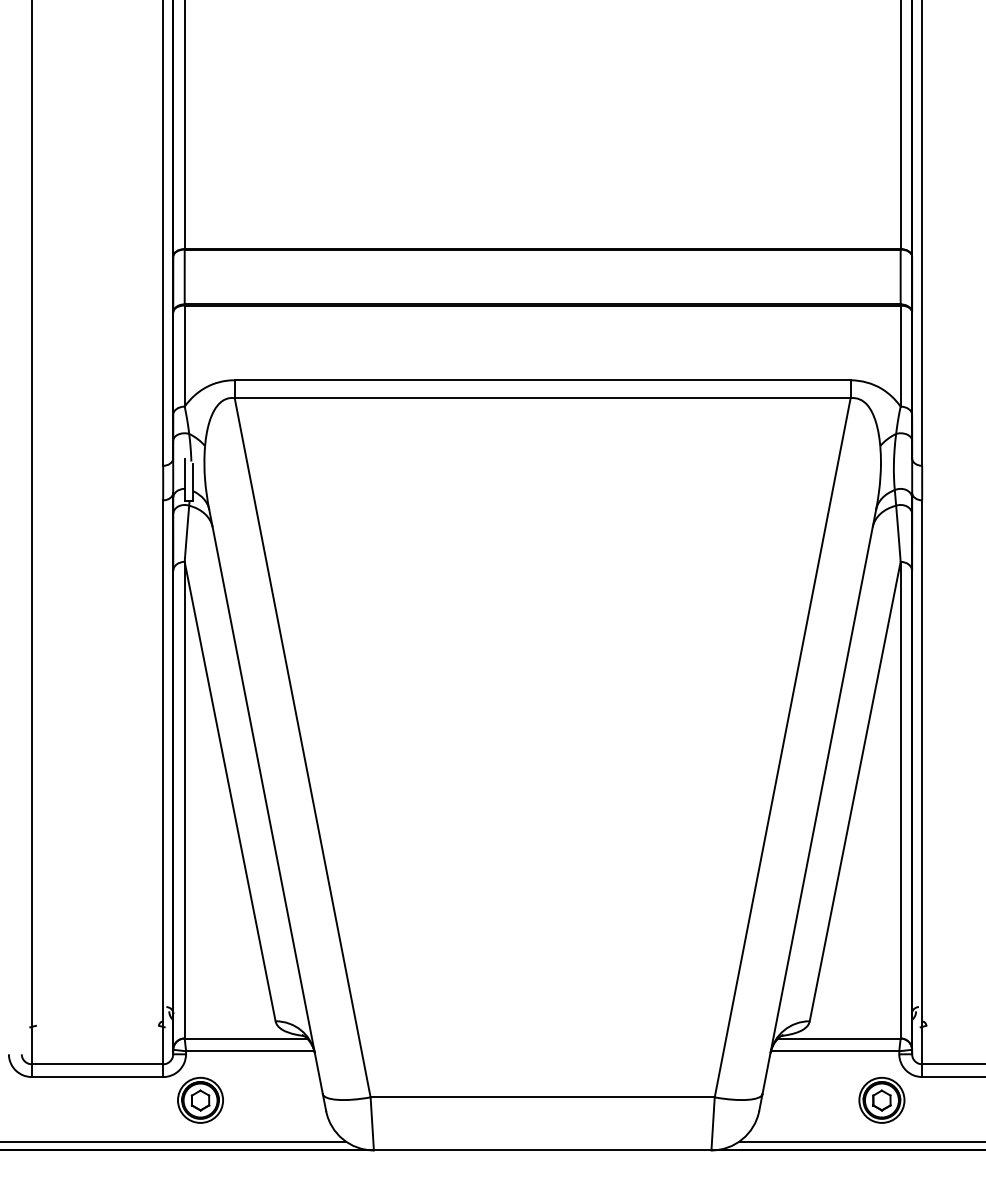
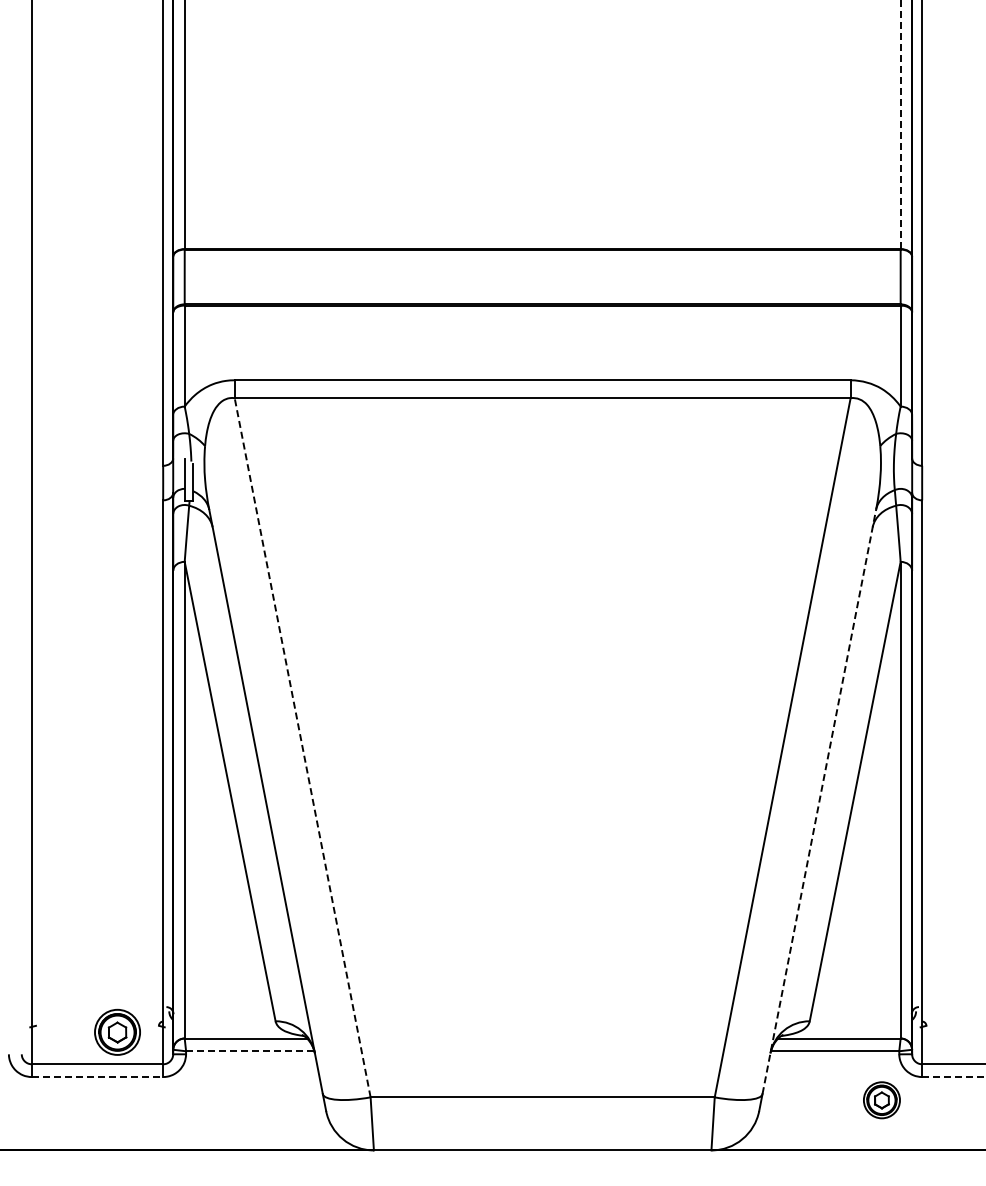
line: solid -> dashed (900, 124)
line: solid -> dashed (302, 747)
line: solid -> dashed (819, 801)
line: solid -> dashed (250, 1051)
line: solid -> dashed (97, 1077)
line: solid -> dashed (954, 1077)
part position: (200, 1099) -> (117, 1031) (117, 1031)
part size: 48x48 px -> 38x39 px (881, 1100)
line: present -> none (174, 1141)
line: present -> none (860, 1141)
